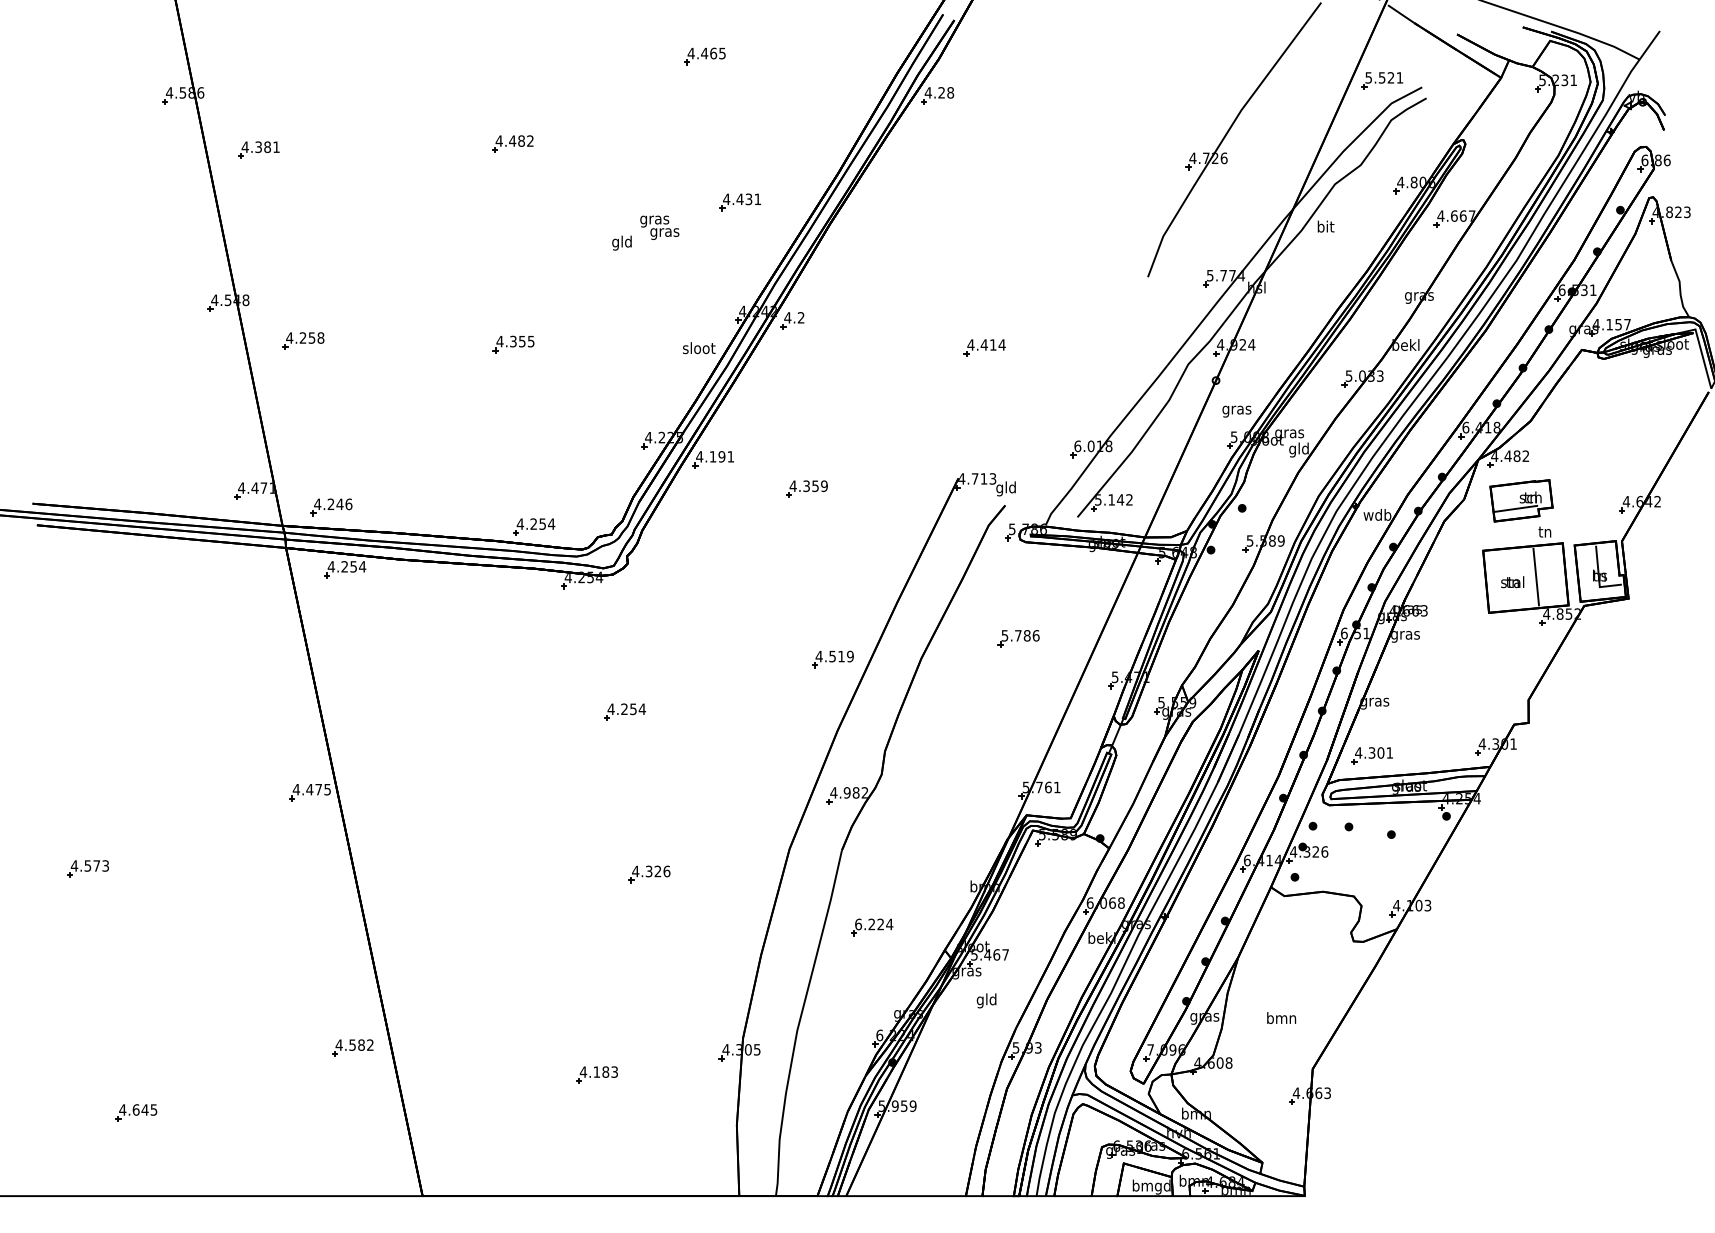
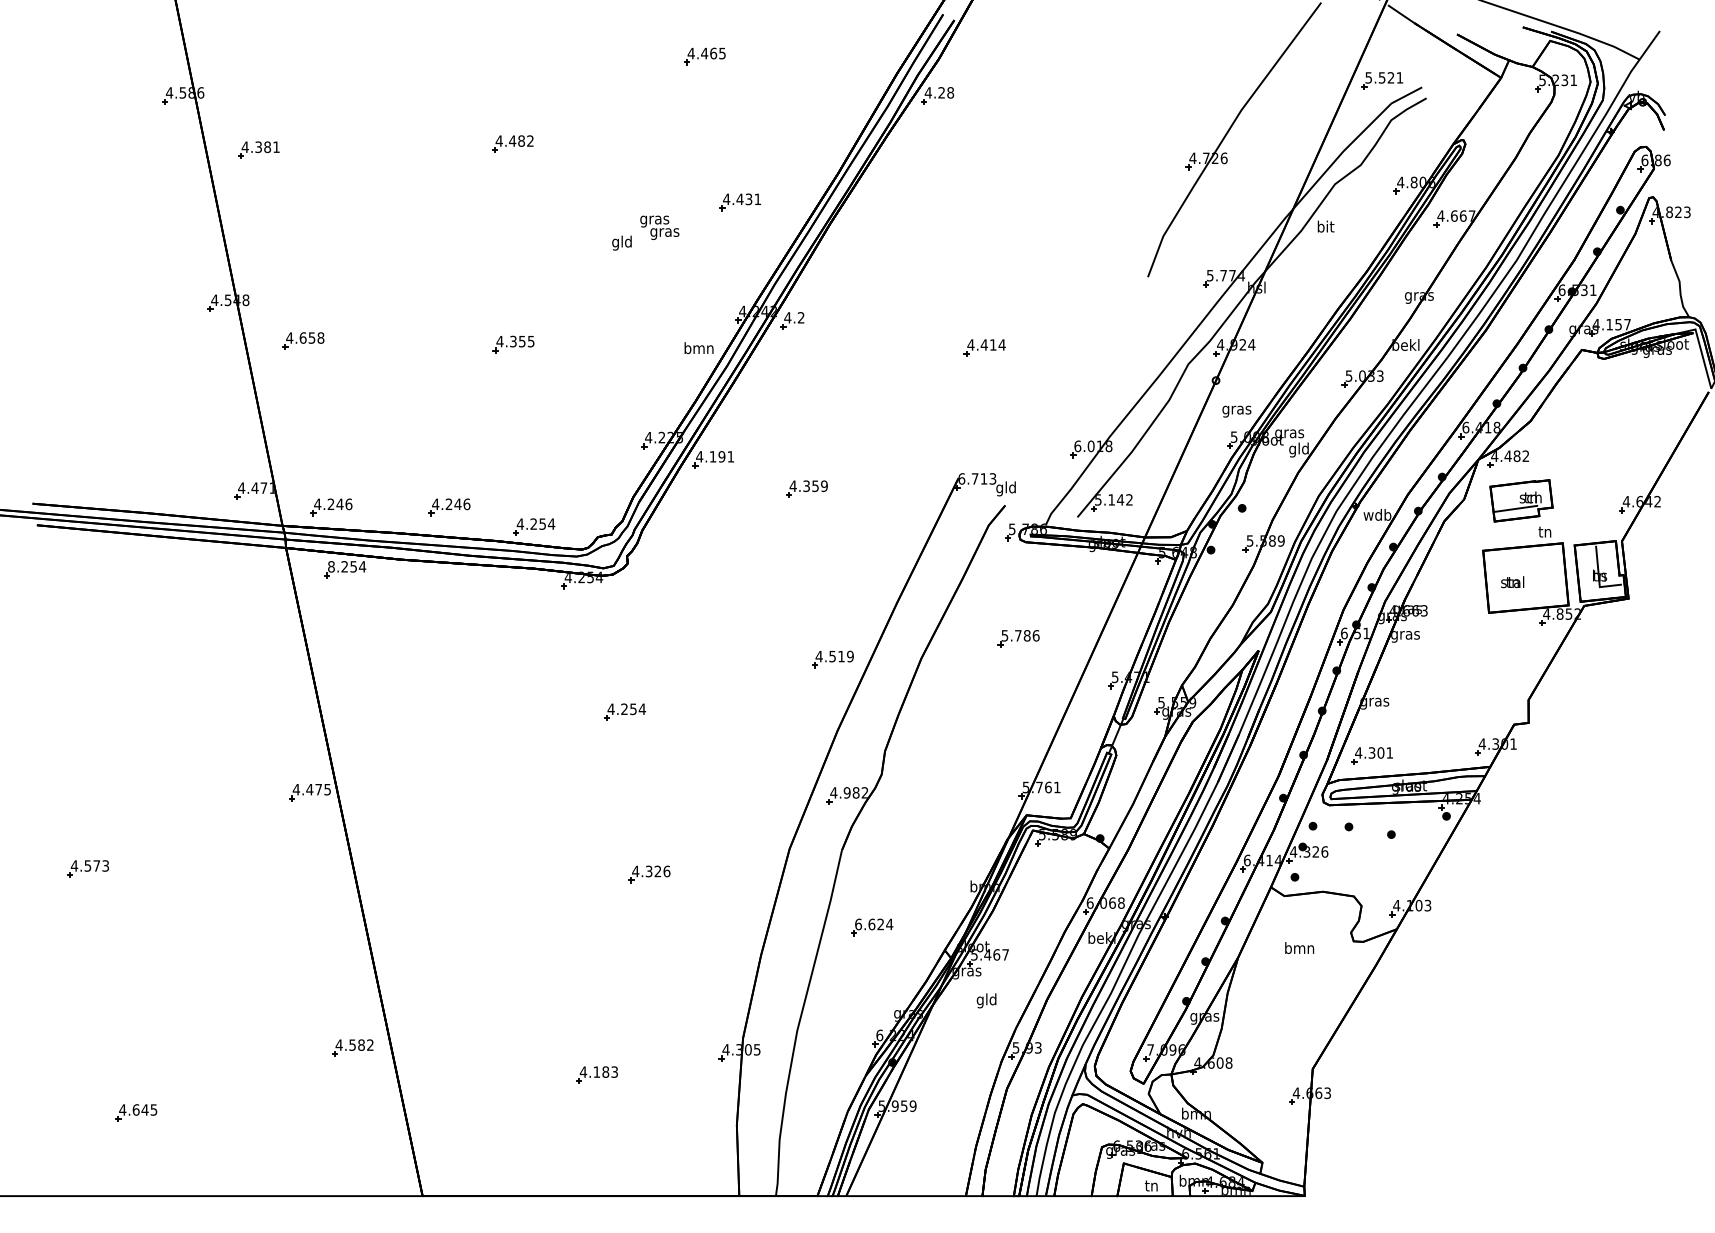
text: 4.258 -> 4.658 (302, 337)
text: sloot -> bmn (699, 348)
text: 4.713 -> 6.713 (961, 478)
part: none -> present (449, 507)
text: 4.254 -> 8.254 (331, 566)
line: present -> none (1535, 576)
text: 6.224 -> 6.624 (871, 924)
text position: (1281, 1017) -> (1299, 947) (1299, 947)
text: bmgd -> tn (1151, 1186)
